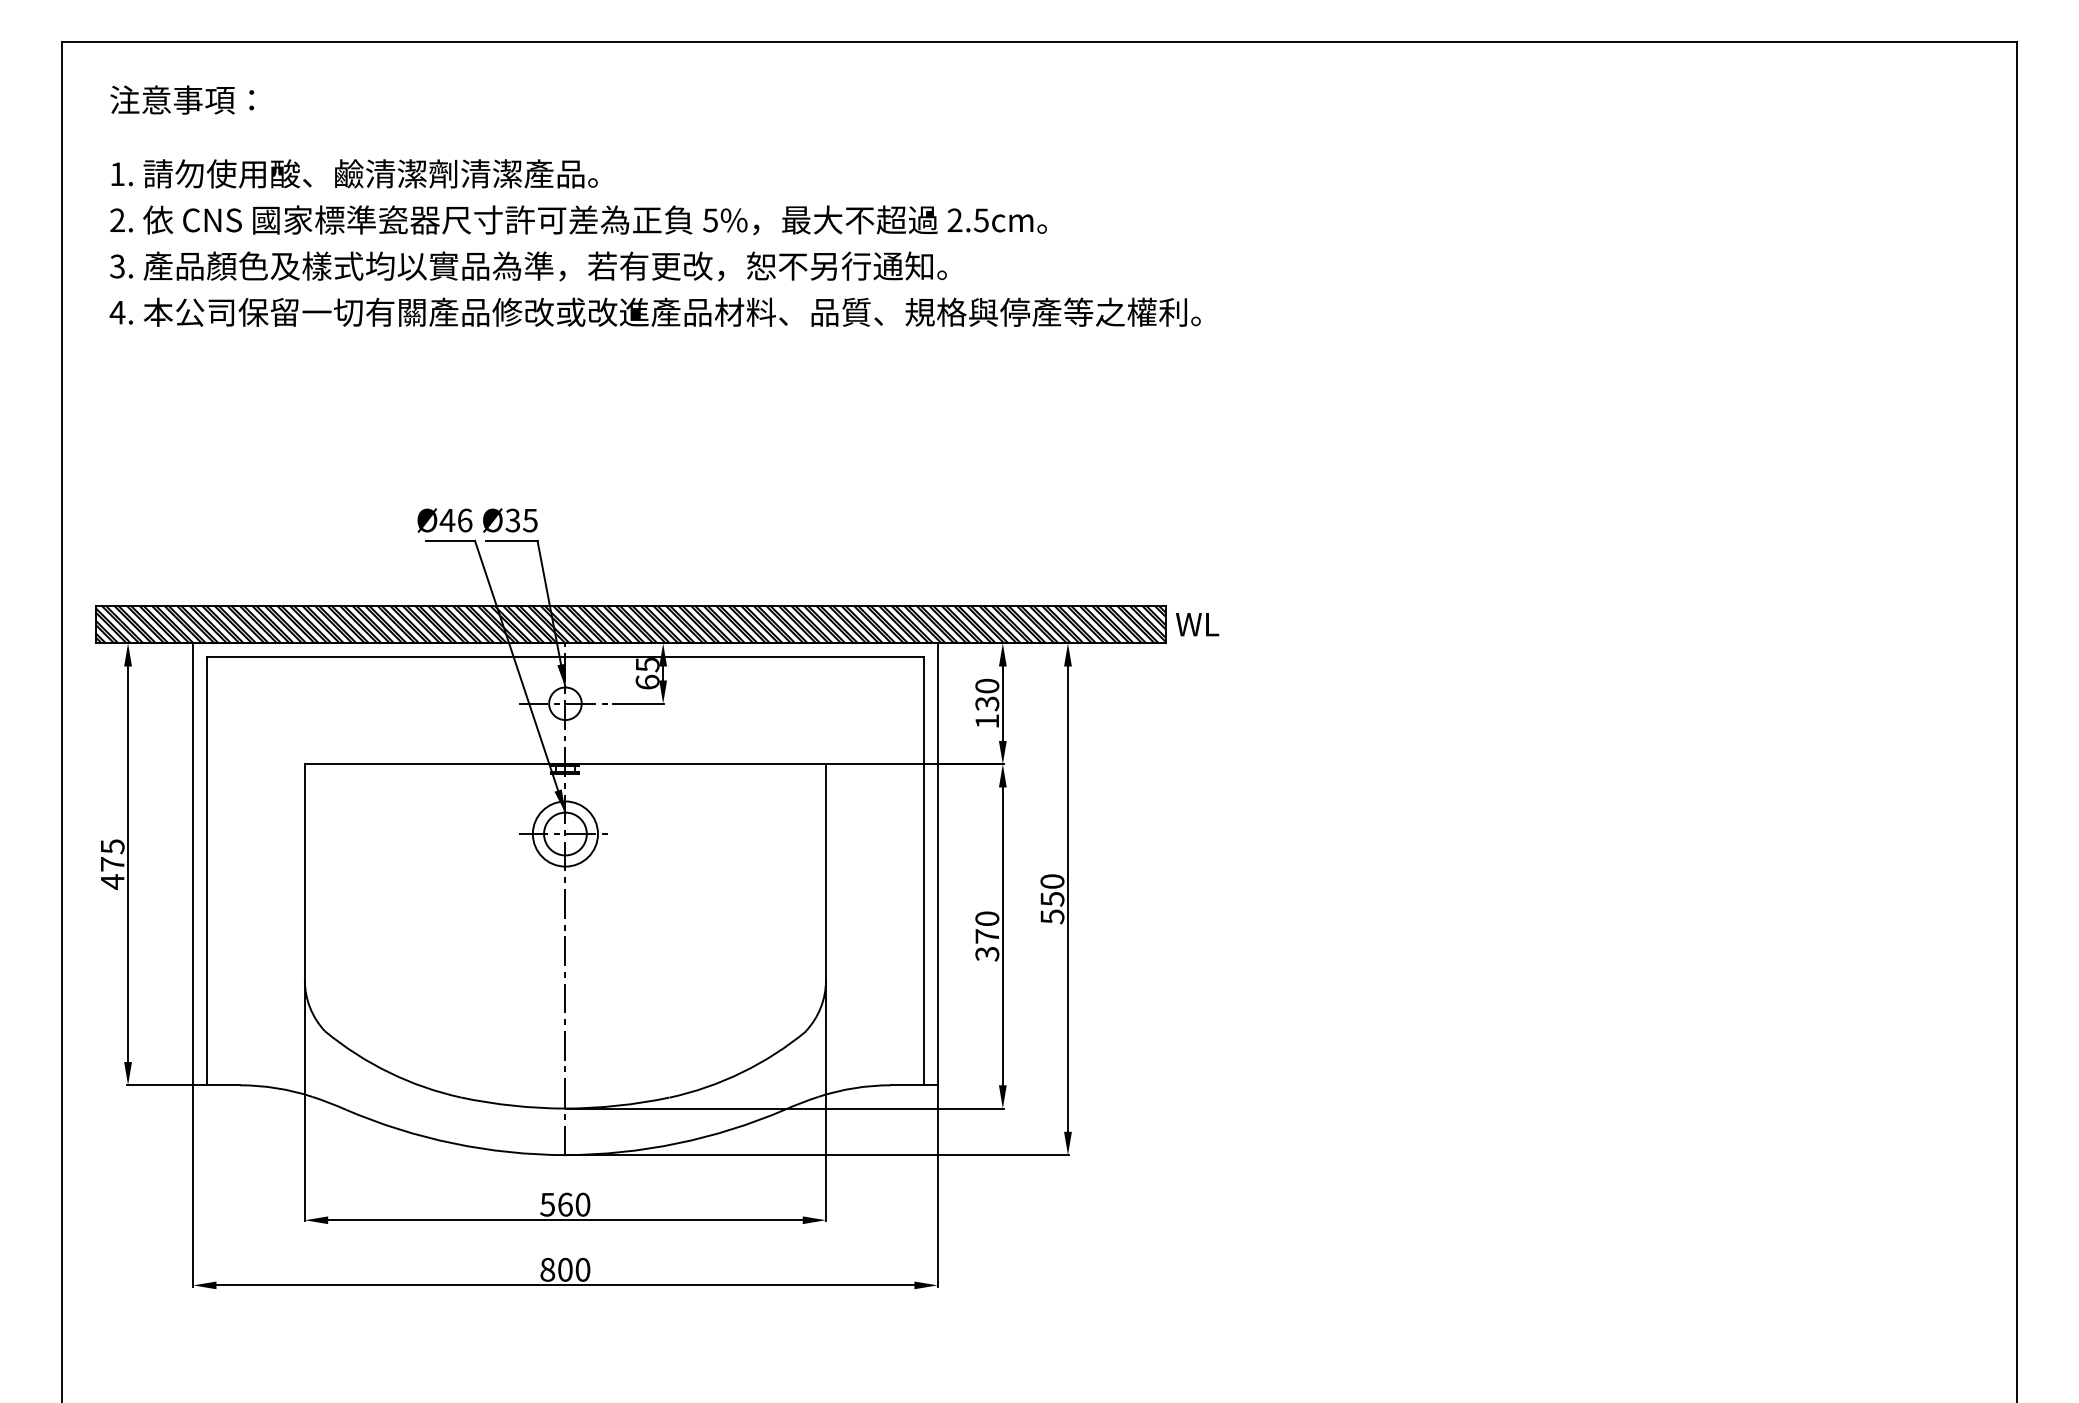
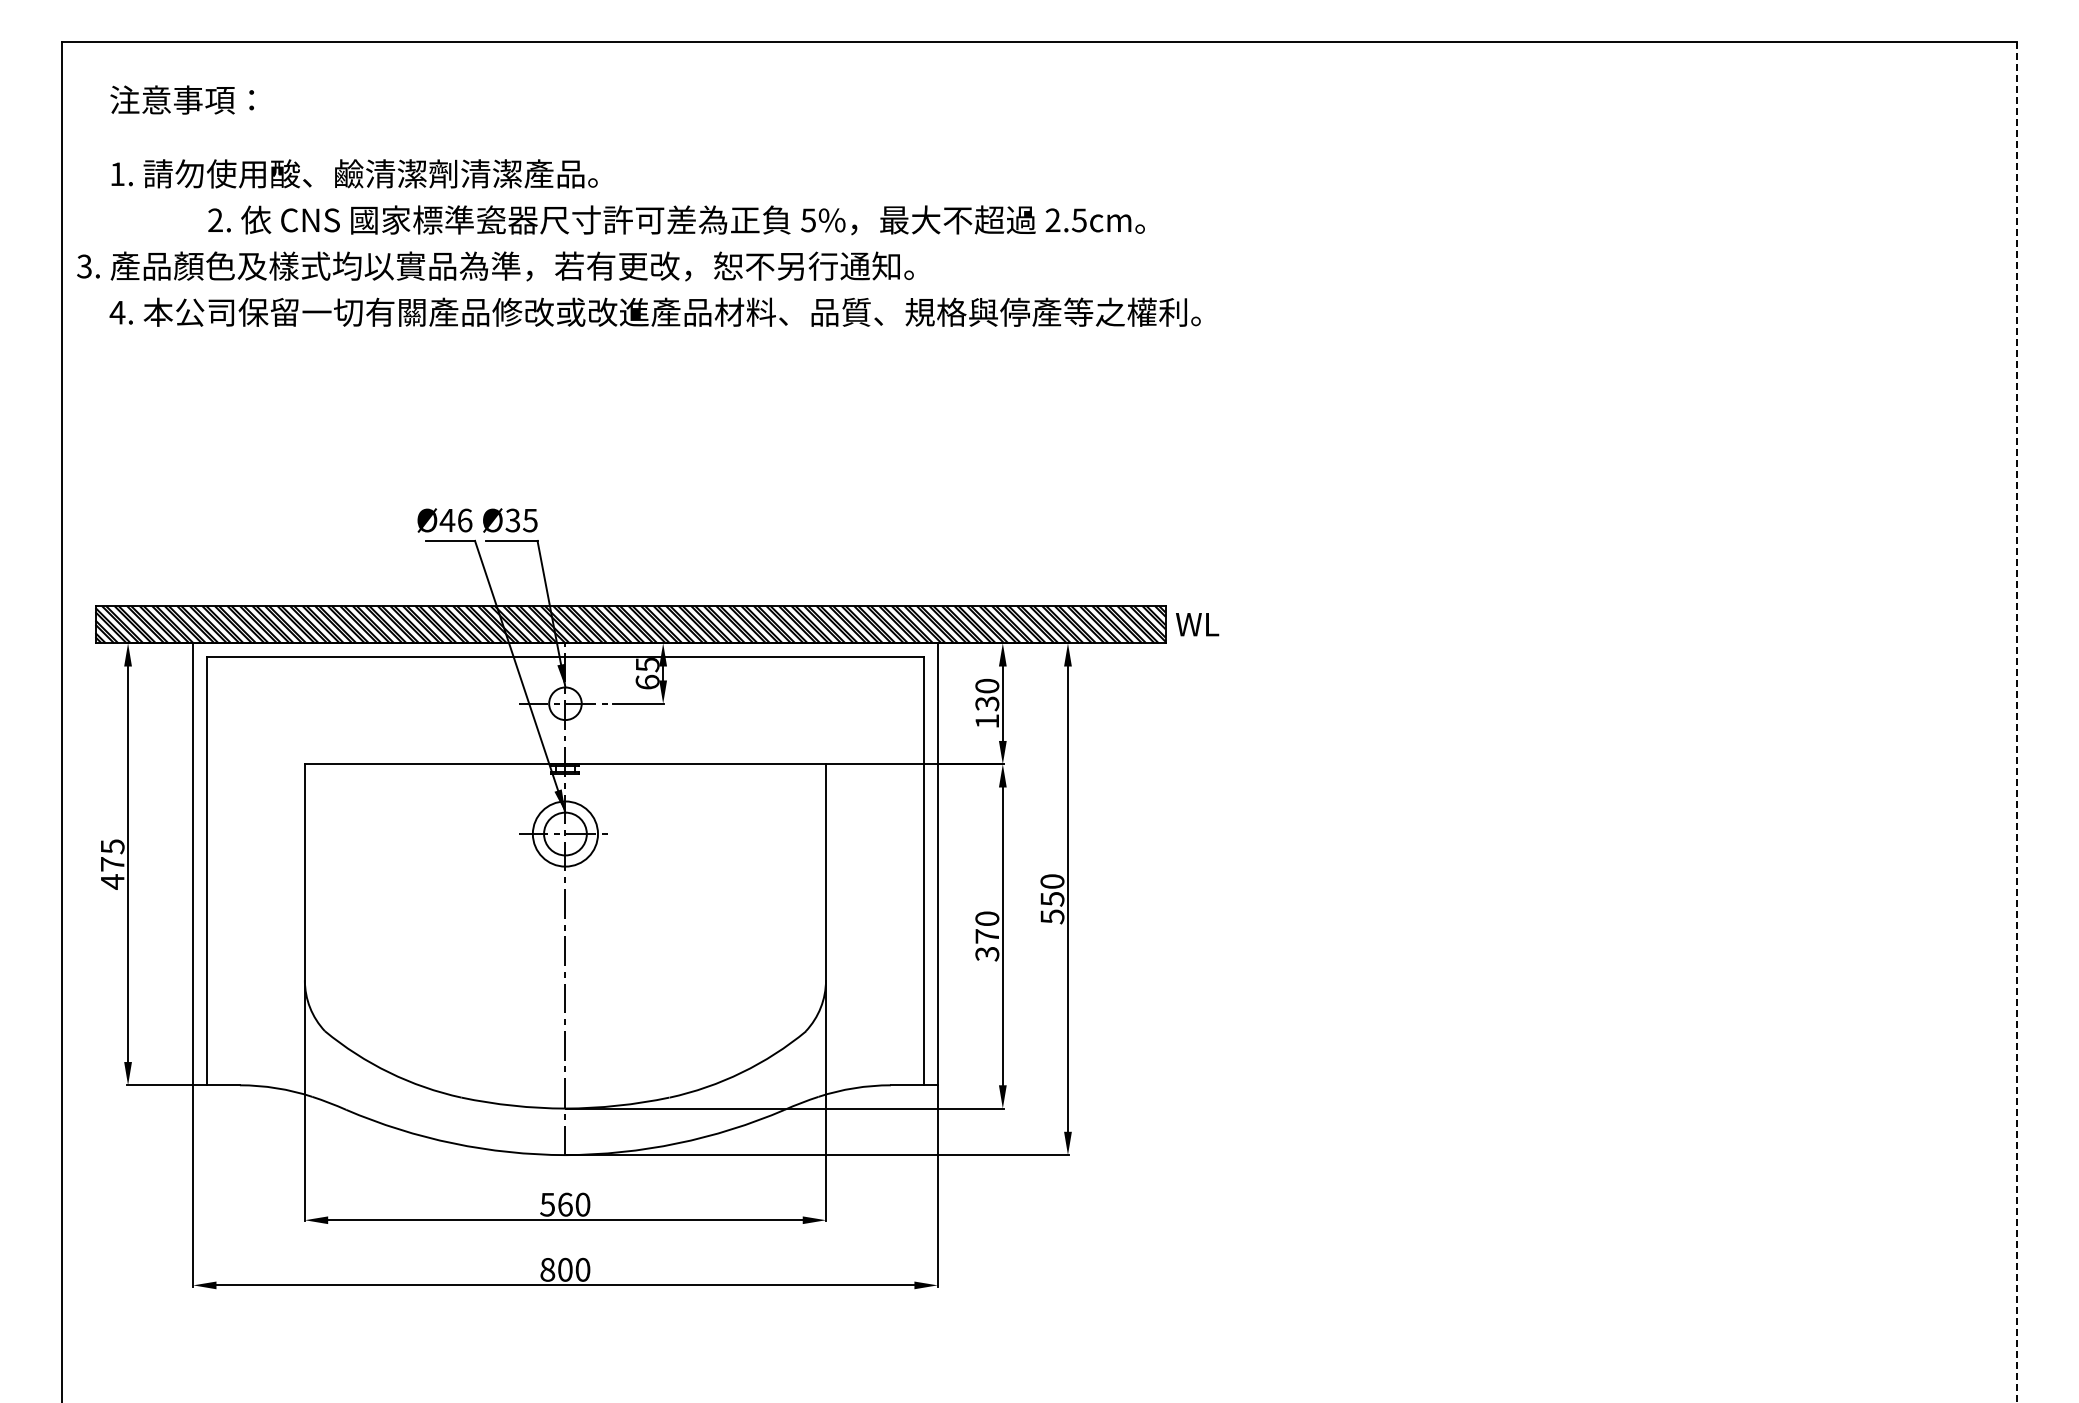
text position: (578, 220) -> (676, 220) (676, 220)
text position: (528, 266) -> (495, 266) (495, 266)
line: solid -> dashed (2016, 722)
